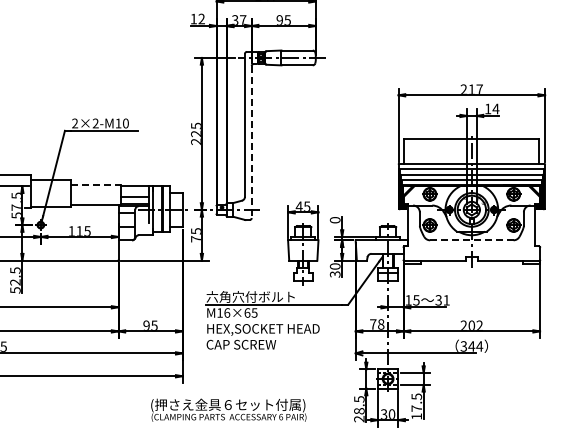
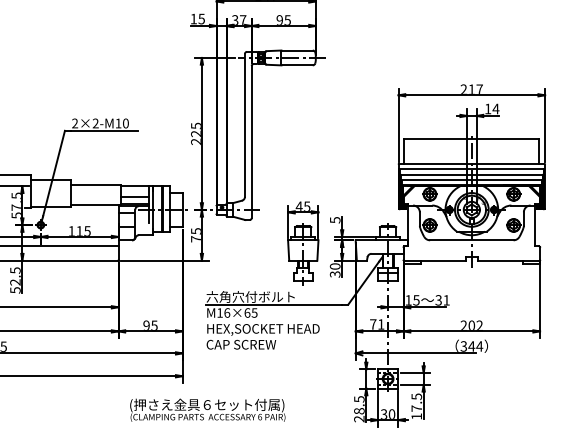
text: 12 -> 15 (201, 18)
line: dashed -> solid (251, 142)
line: dashed -> solid (95, 185)
text: 0 -> 5 (334, 220)
line: dashed -> solid (471, 240)
line: none -> present (60, 246)
text: 78 -> 71 (381, 324)
text position: (228, 409) -> (207, 409) (207, 409)
